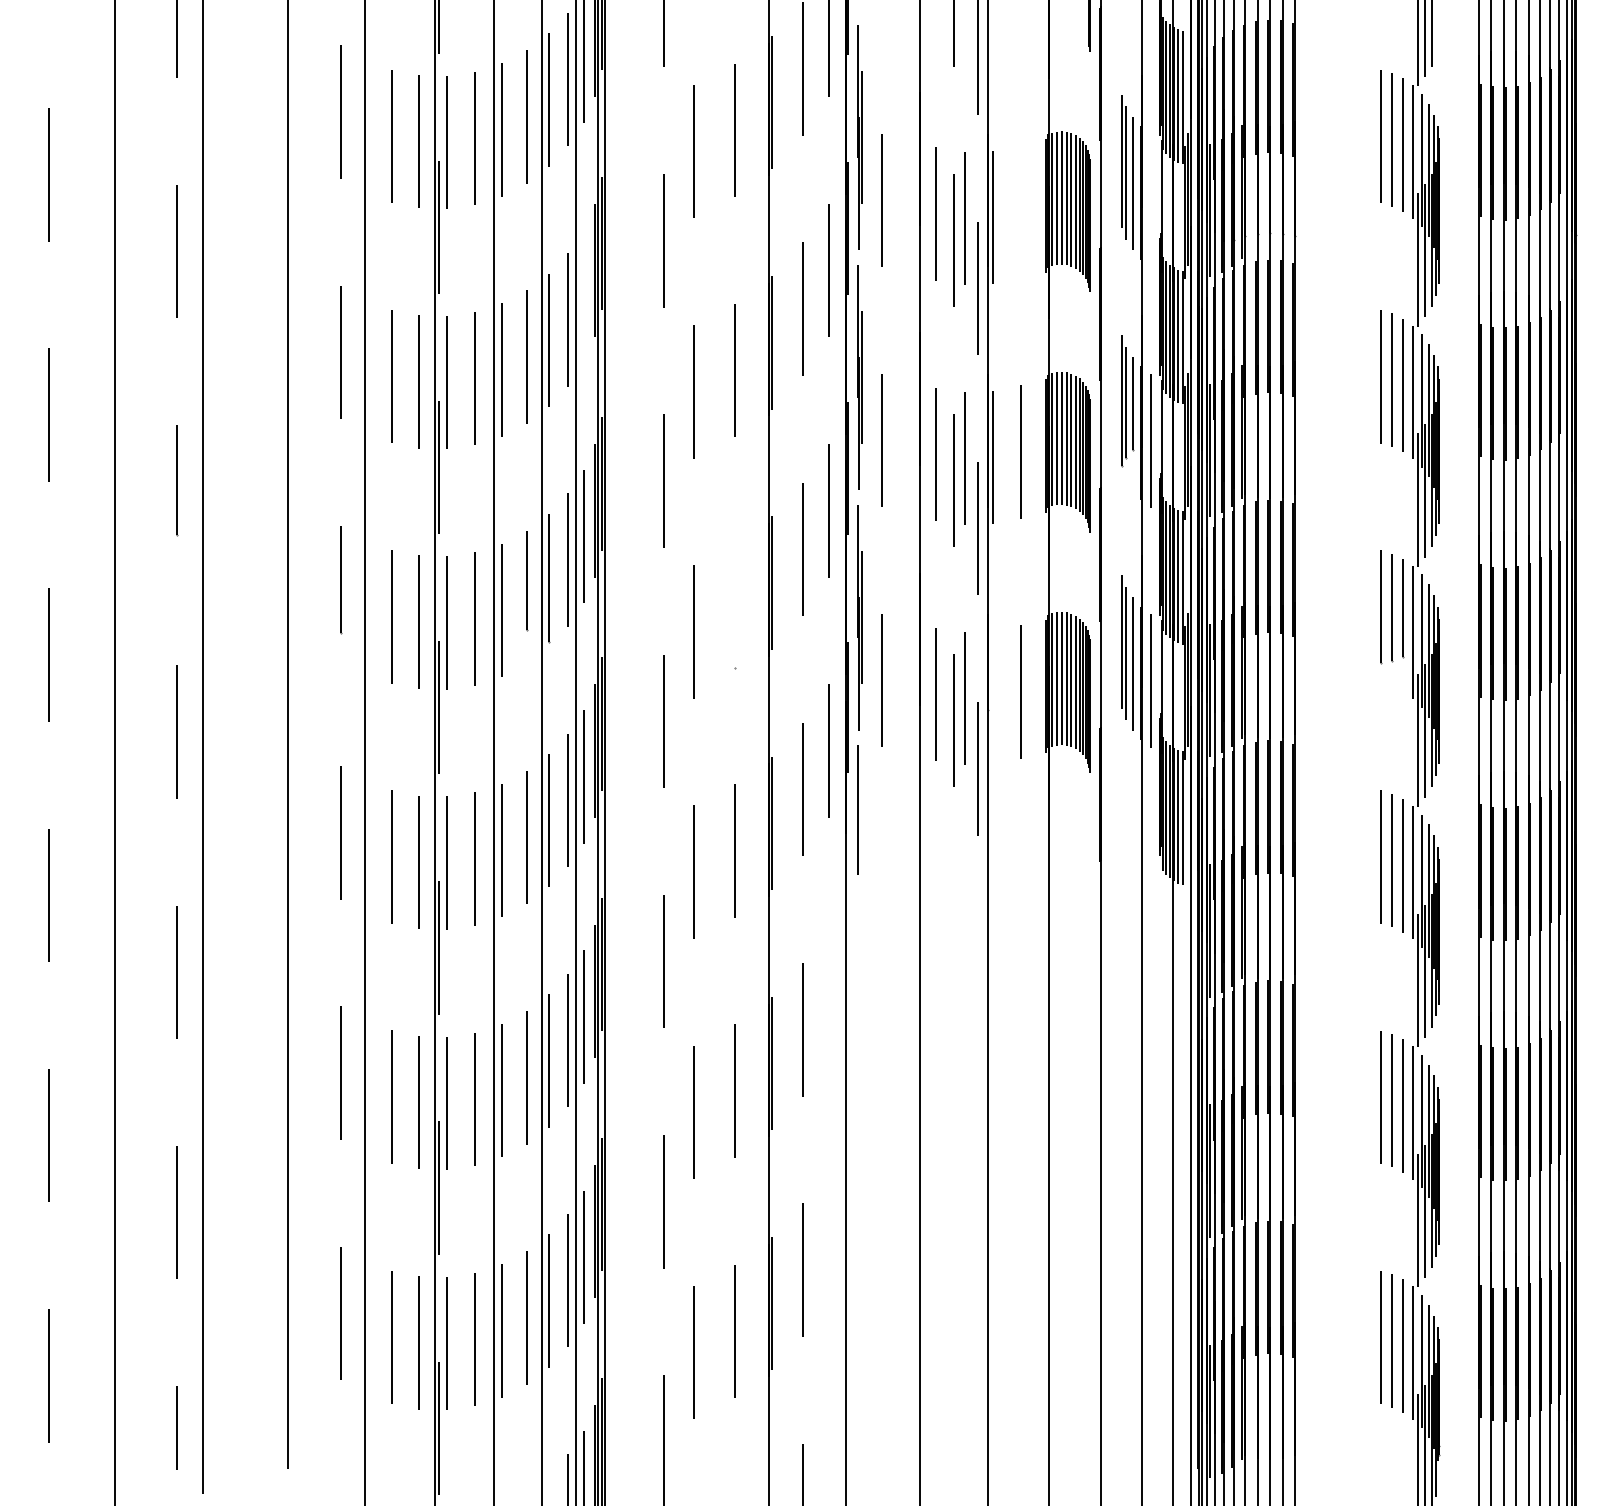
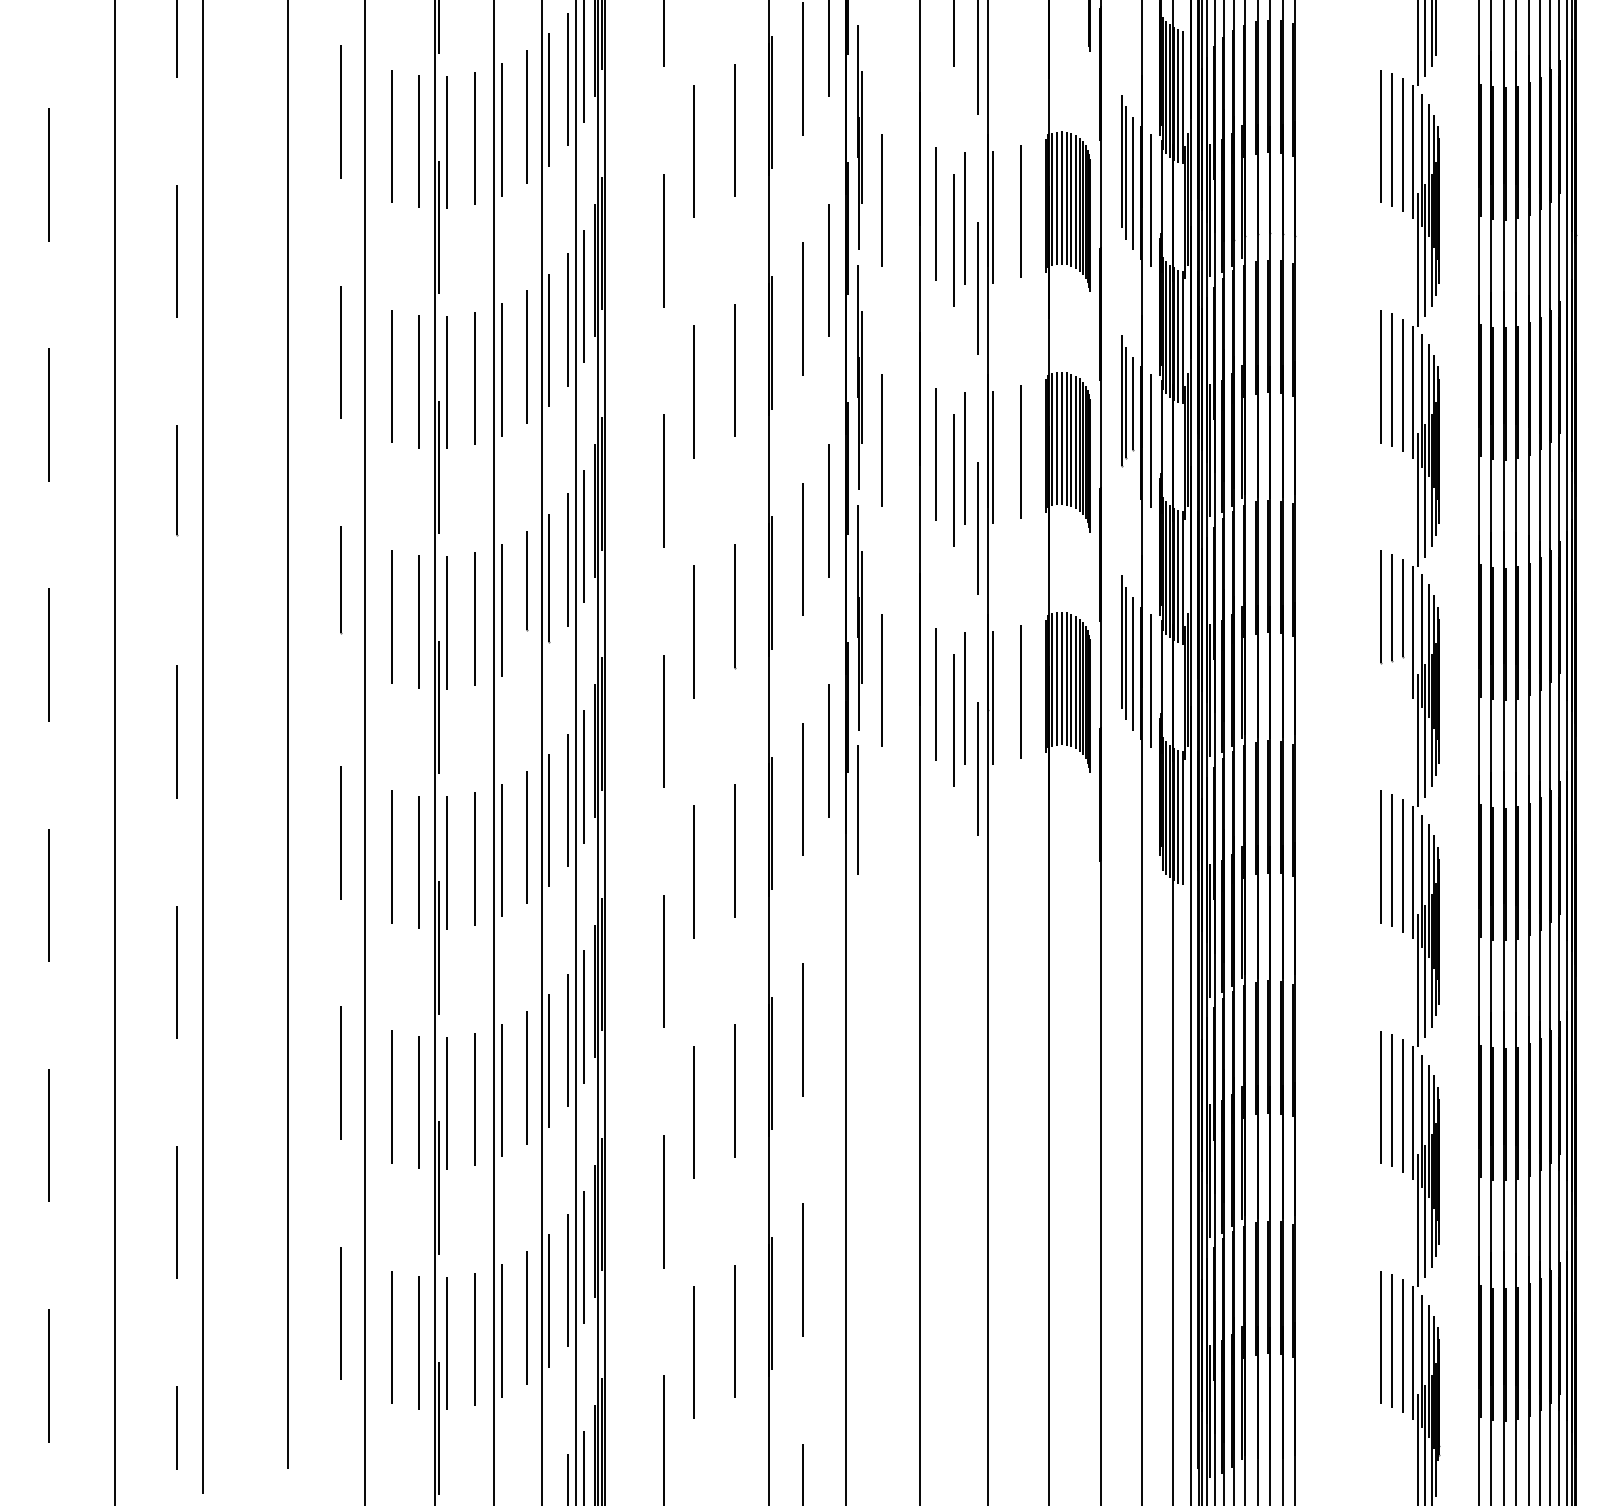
line: none -> present (1436, 28)
line: none -> present (1150, 200)
line: none -> present (1021, 211)
line: none -> present (584, 296)
line: none -> present (734, 605)
line: none -> present (993, 697)
